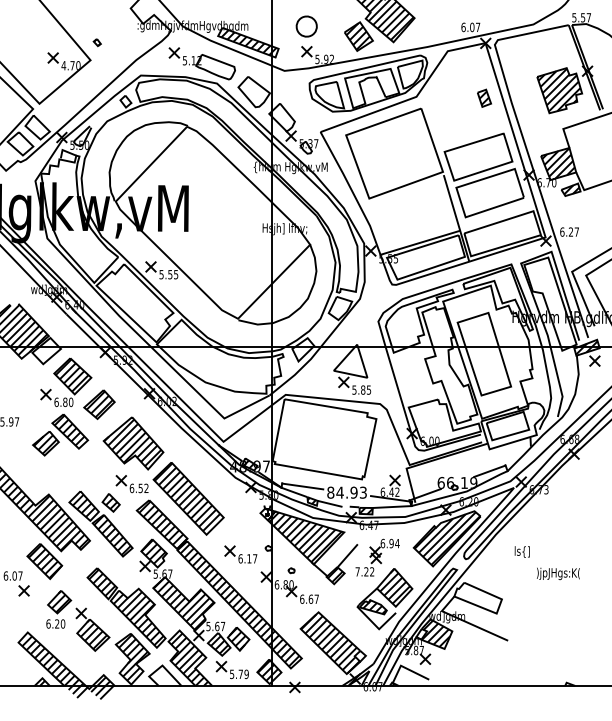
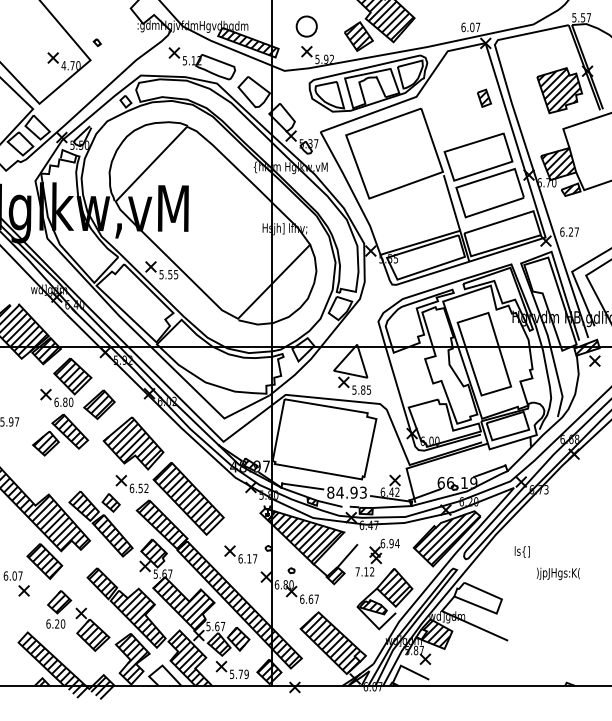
hatch: none -> present (46, 350)
text: 7.22 -> 7.12 (366, 571)
